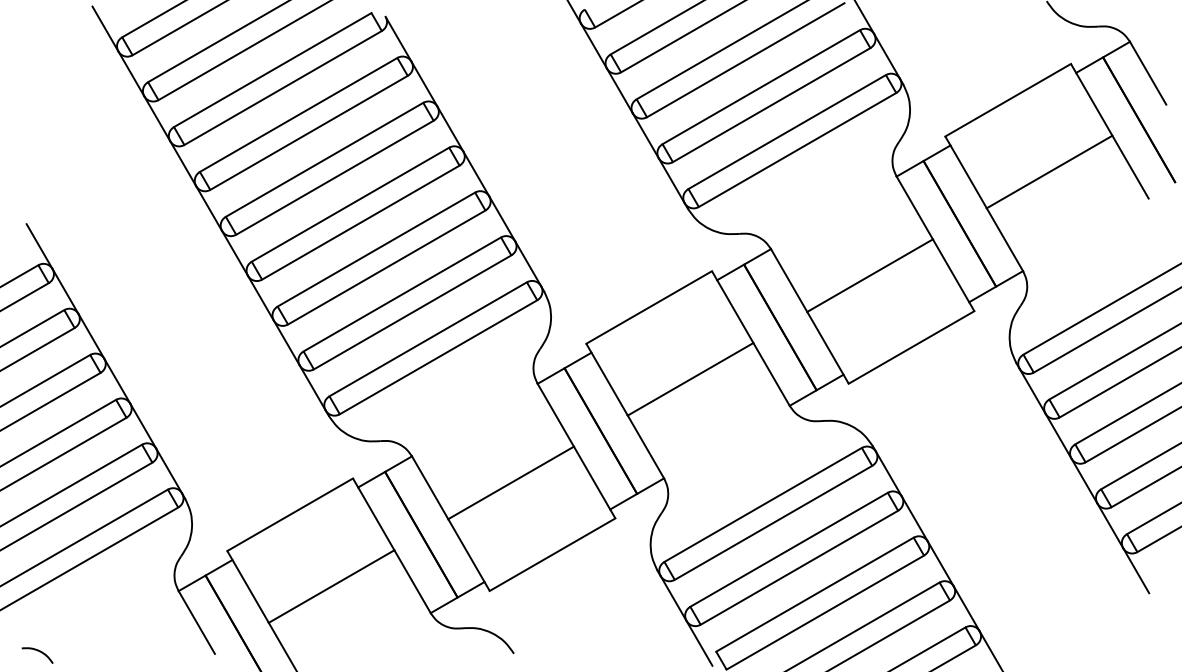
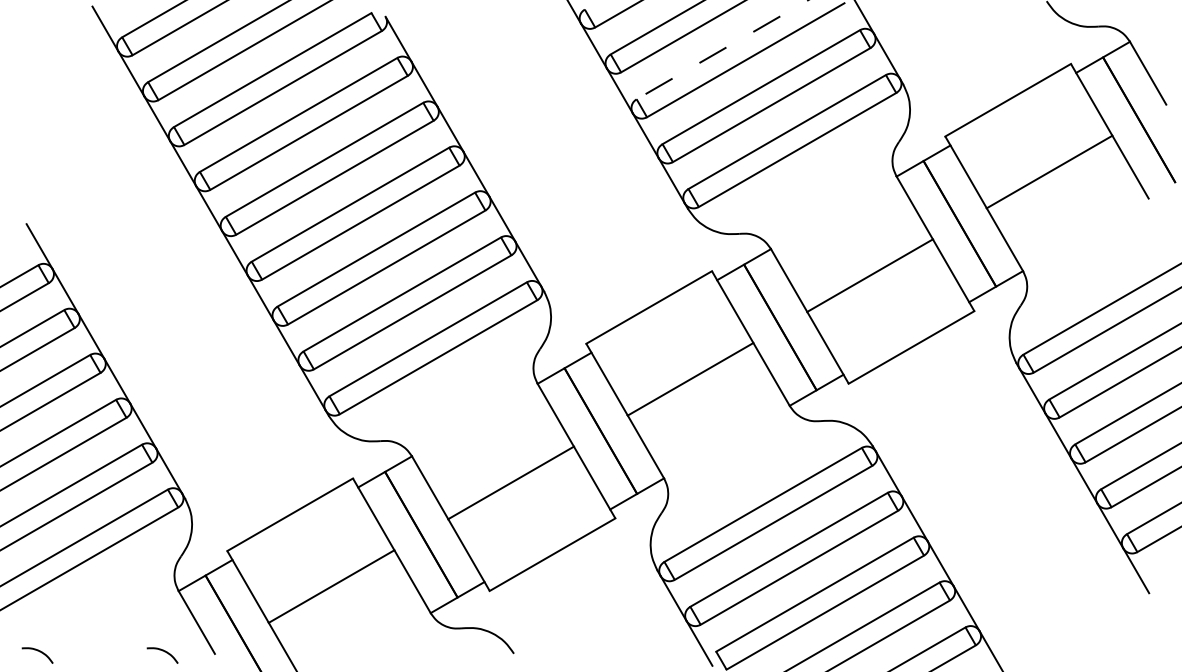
line: solid -> dashed (722, 49)
curve: none -> present (164, 652)
